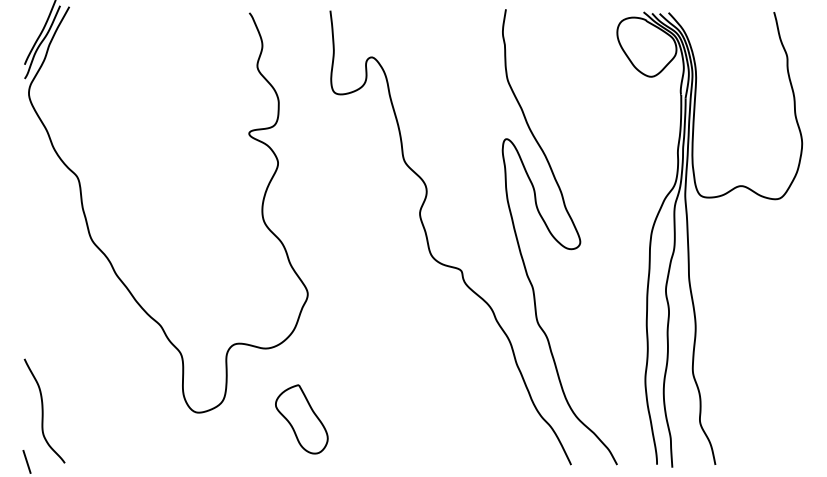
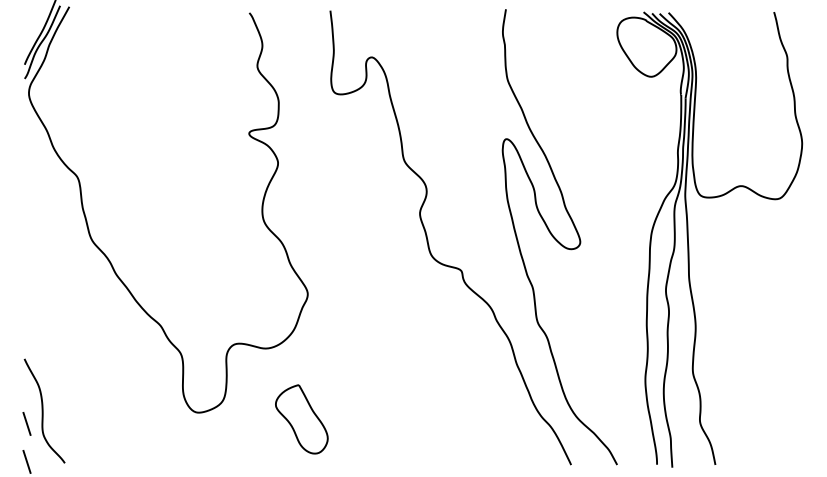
line: none -> present (26, 423)
